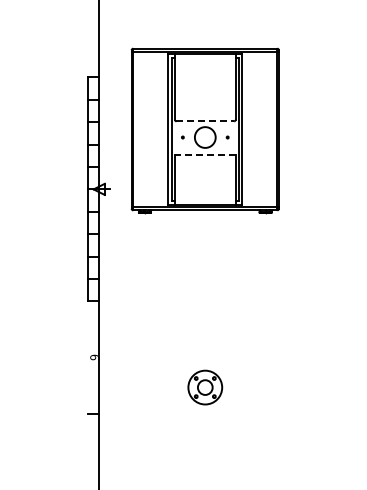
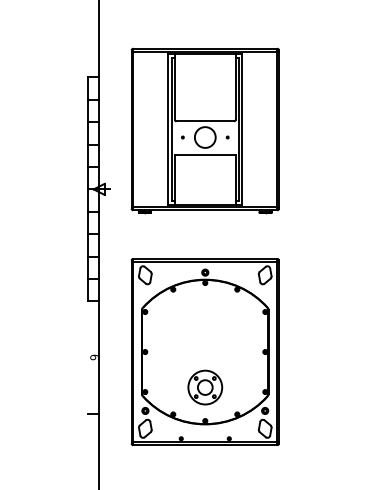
line: dashed -> solid (205, 121)
line: dashed -> solid (204, 155)
part: none -> present (204, 351)
